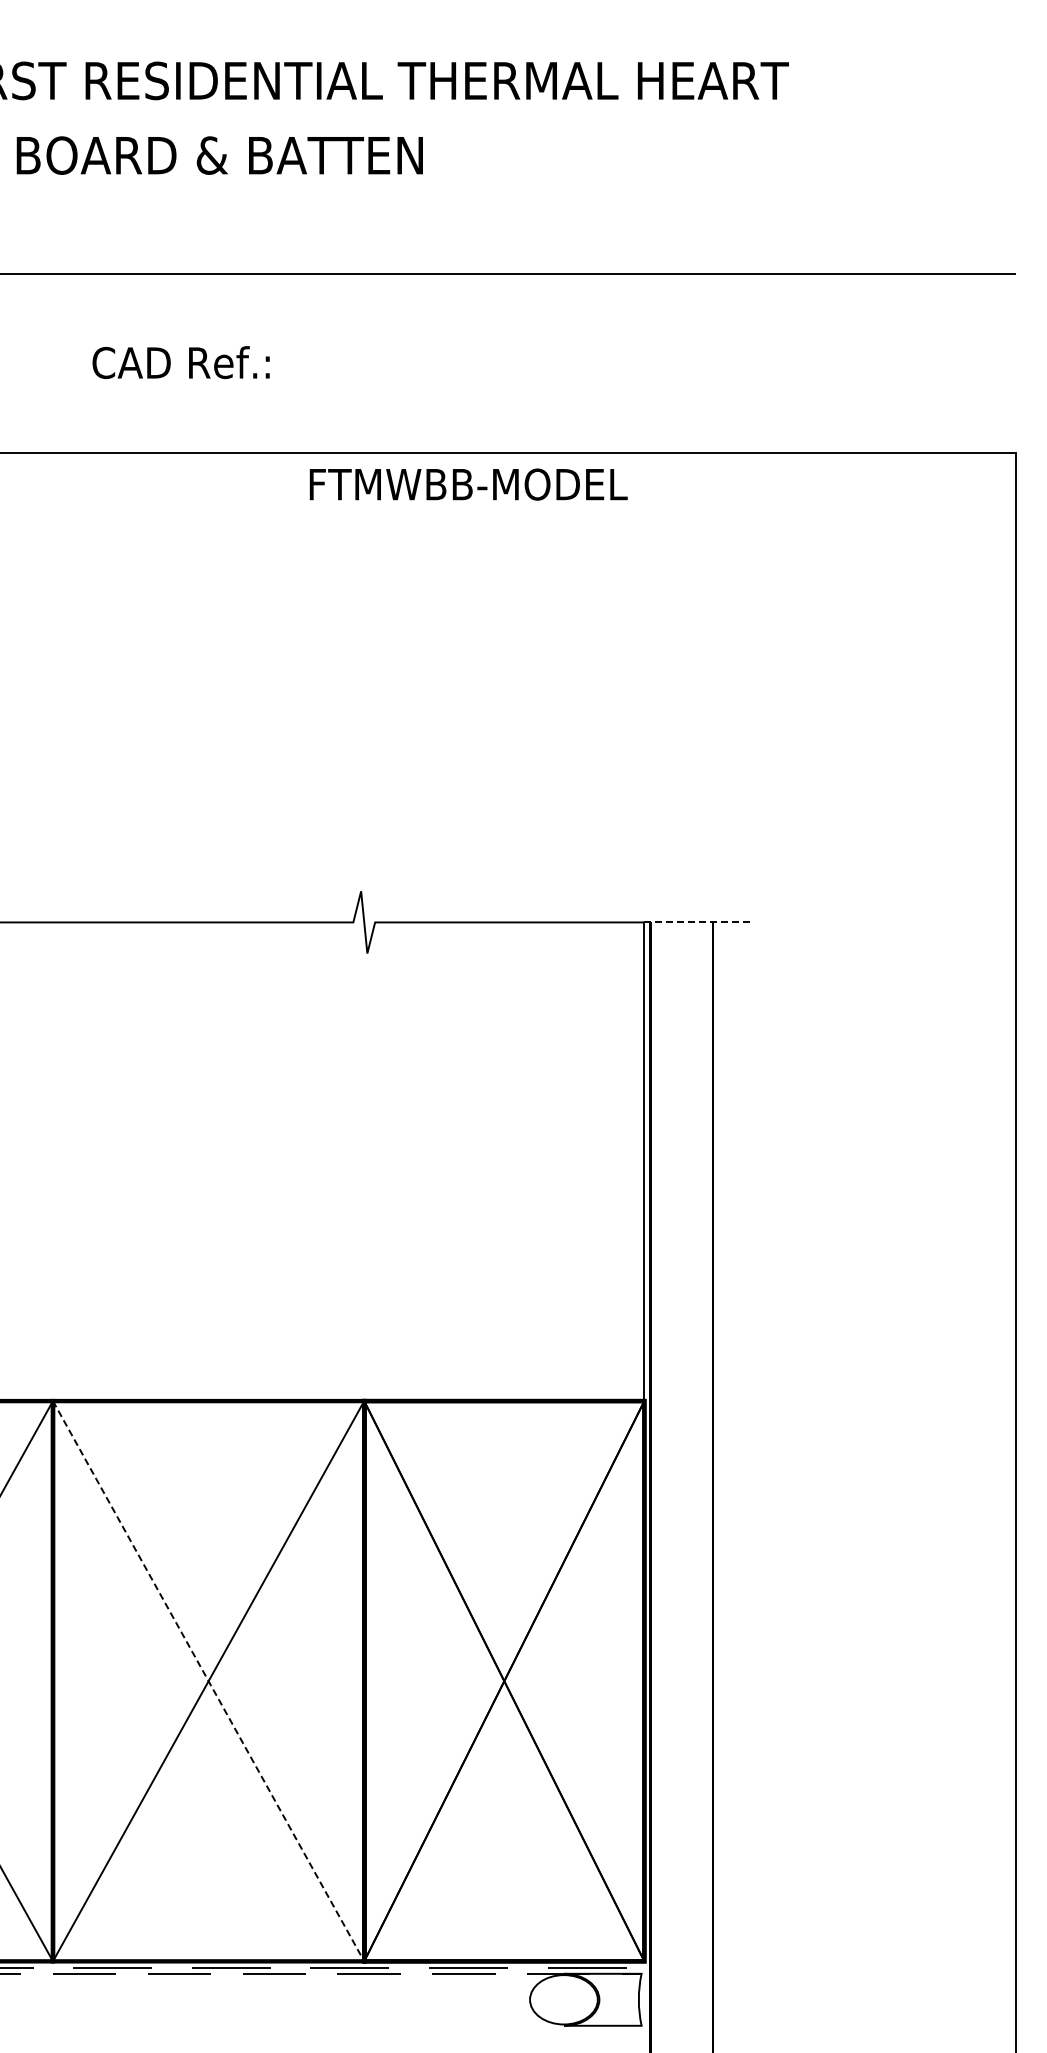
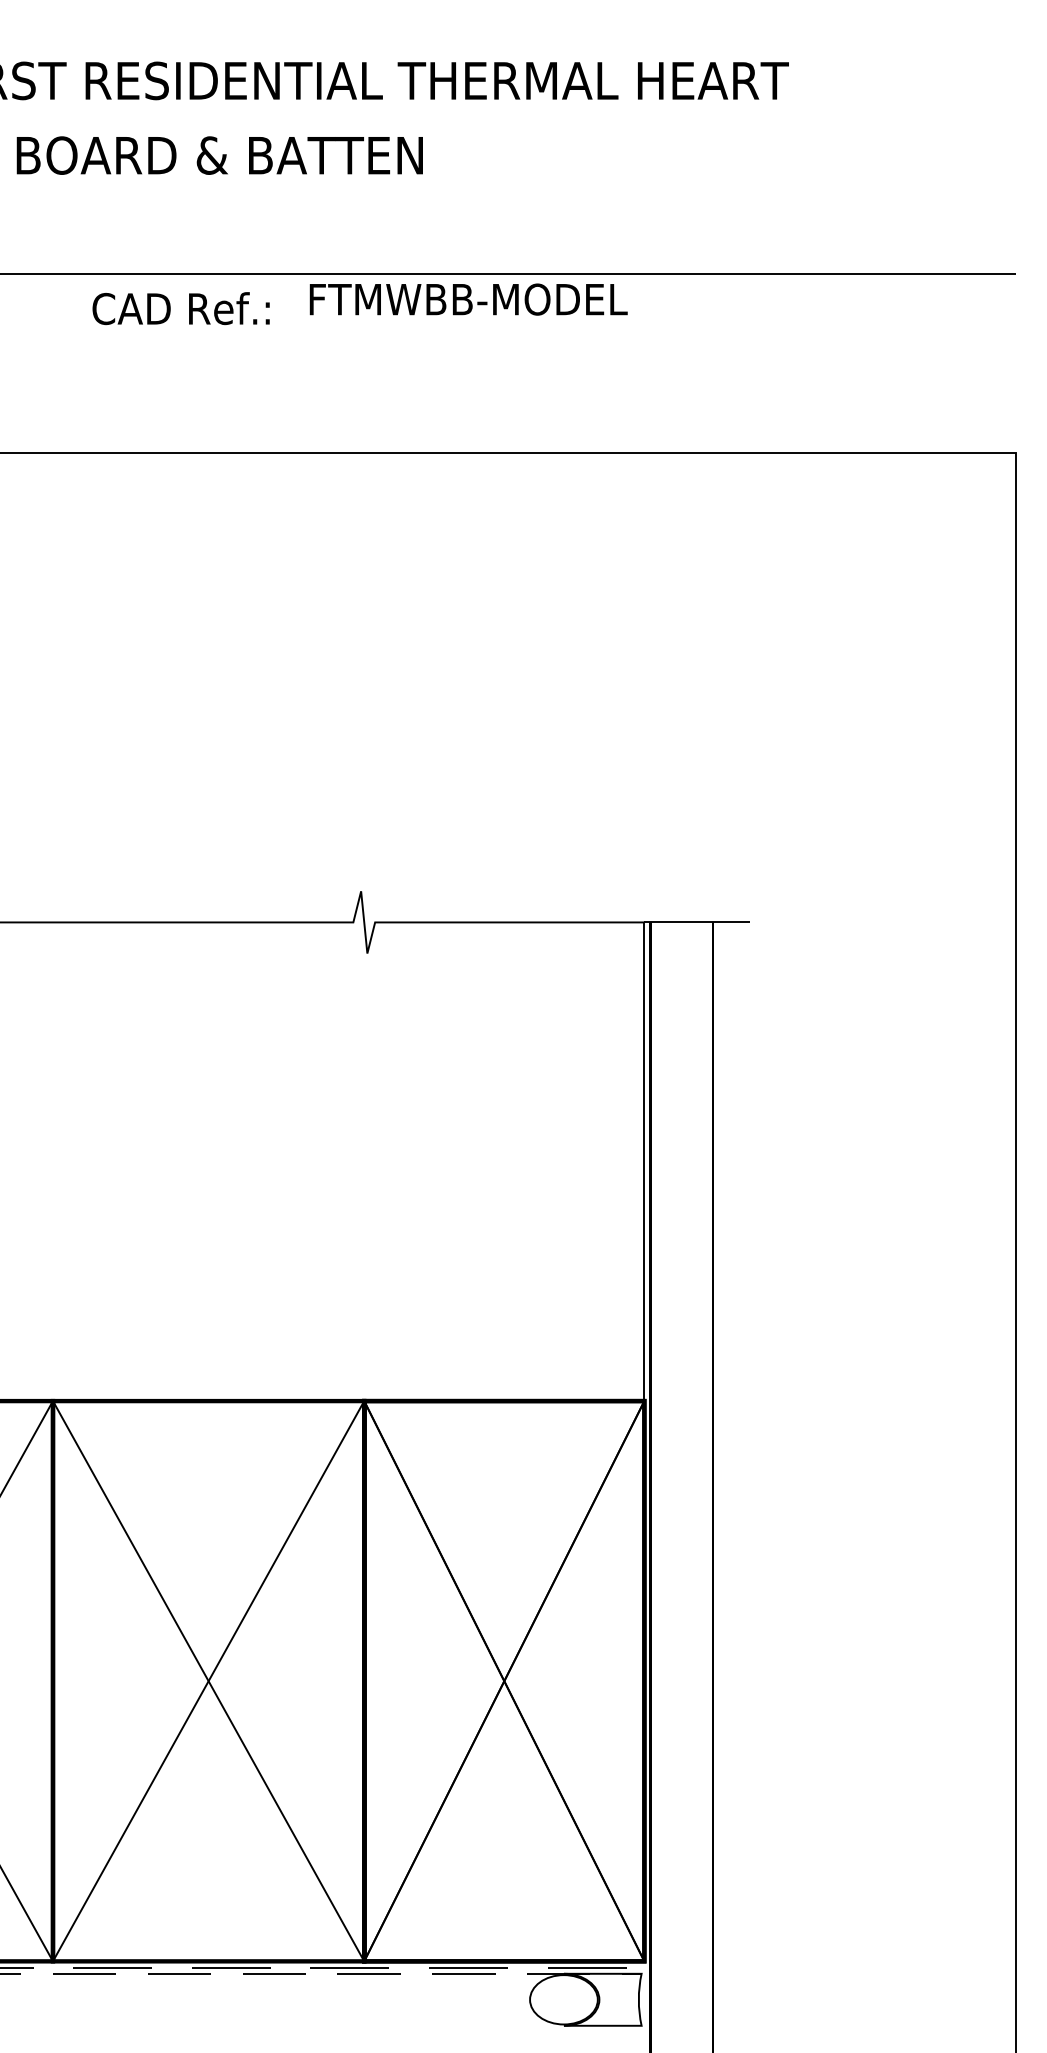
text position: (180, 362) -> (180, 308) (180, 308)
text position: (468, 484) -> (468, 299) (468, 299)
line: dashed -> solid (697, 922)
line: dashed -> solid (208, 1681)
